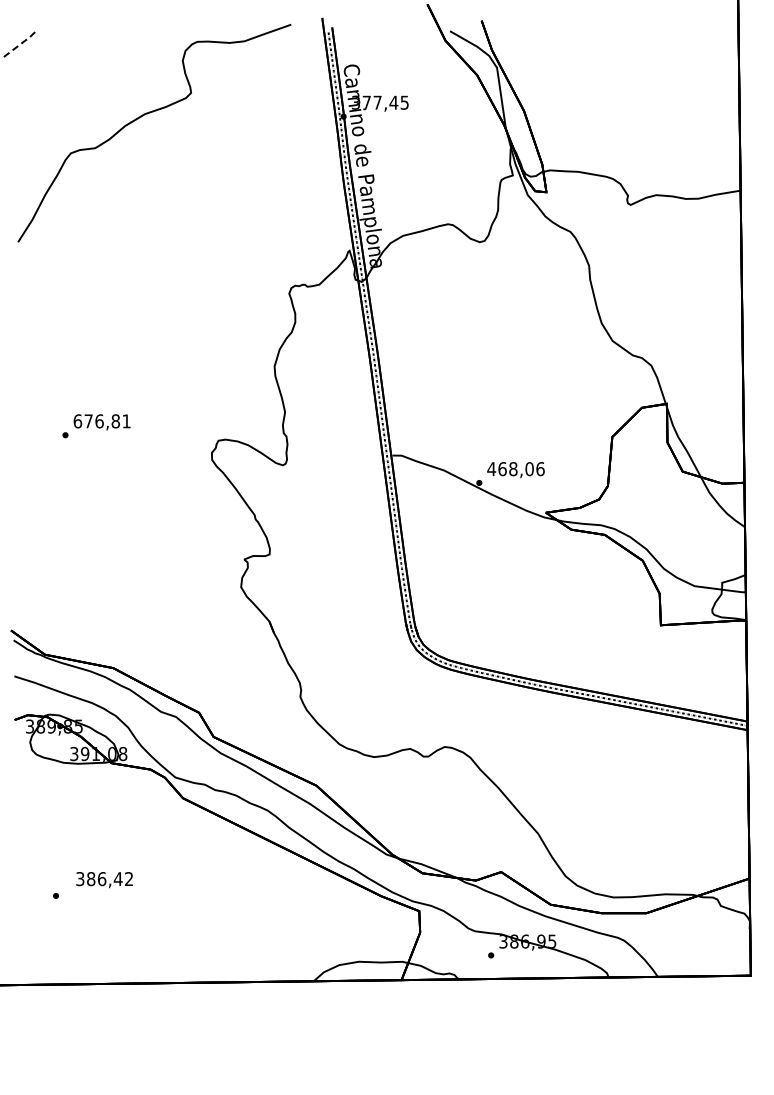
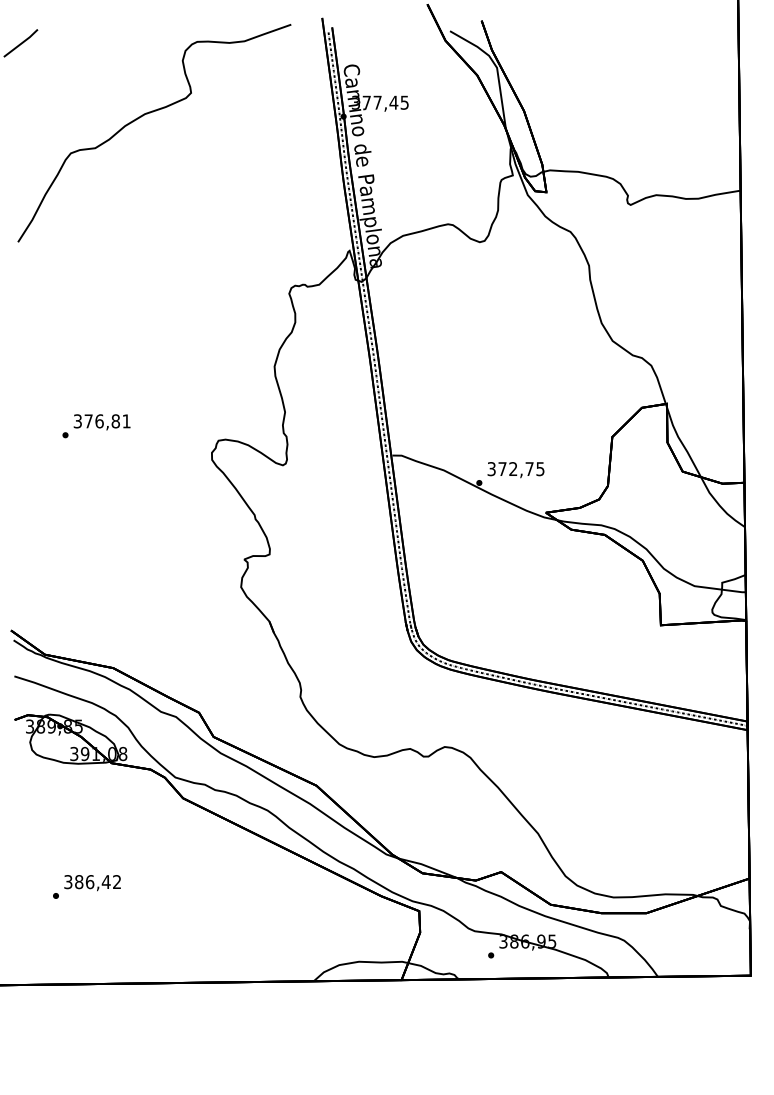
line: dashed -> solid (21, 43)
text: 676,81 -> 376,81 (77, 421)
text: 468,06 -> 372,75 (515, 469)
text position: (104, 880) -> (92, 883) (92, 883)
